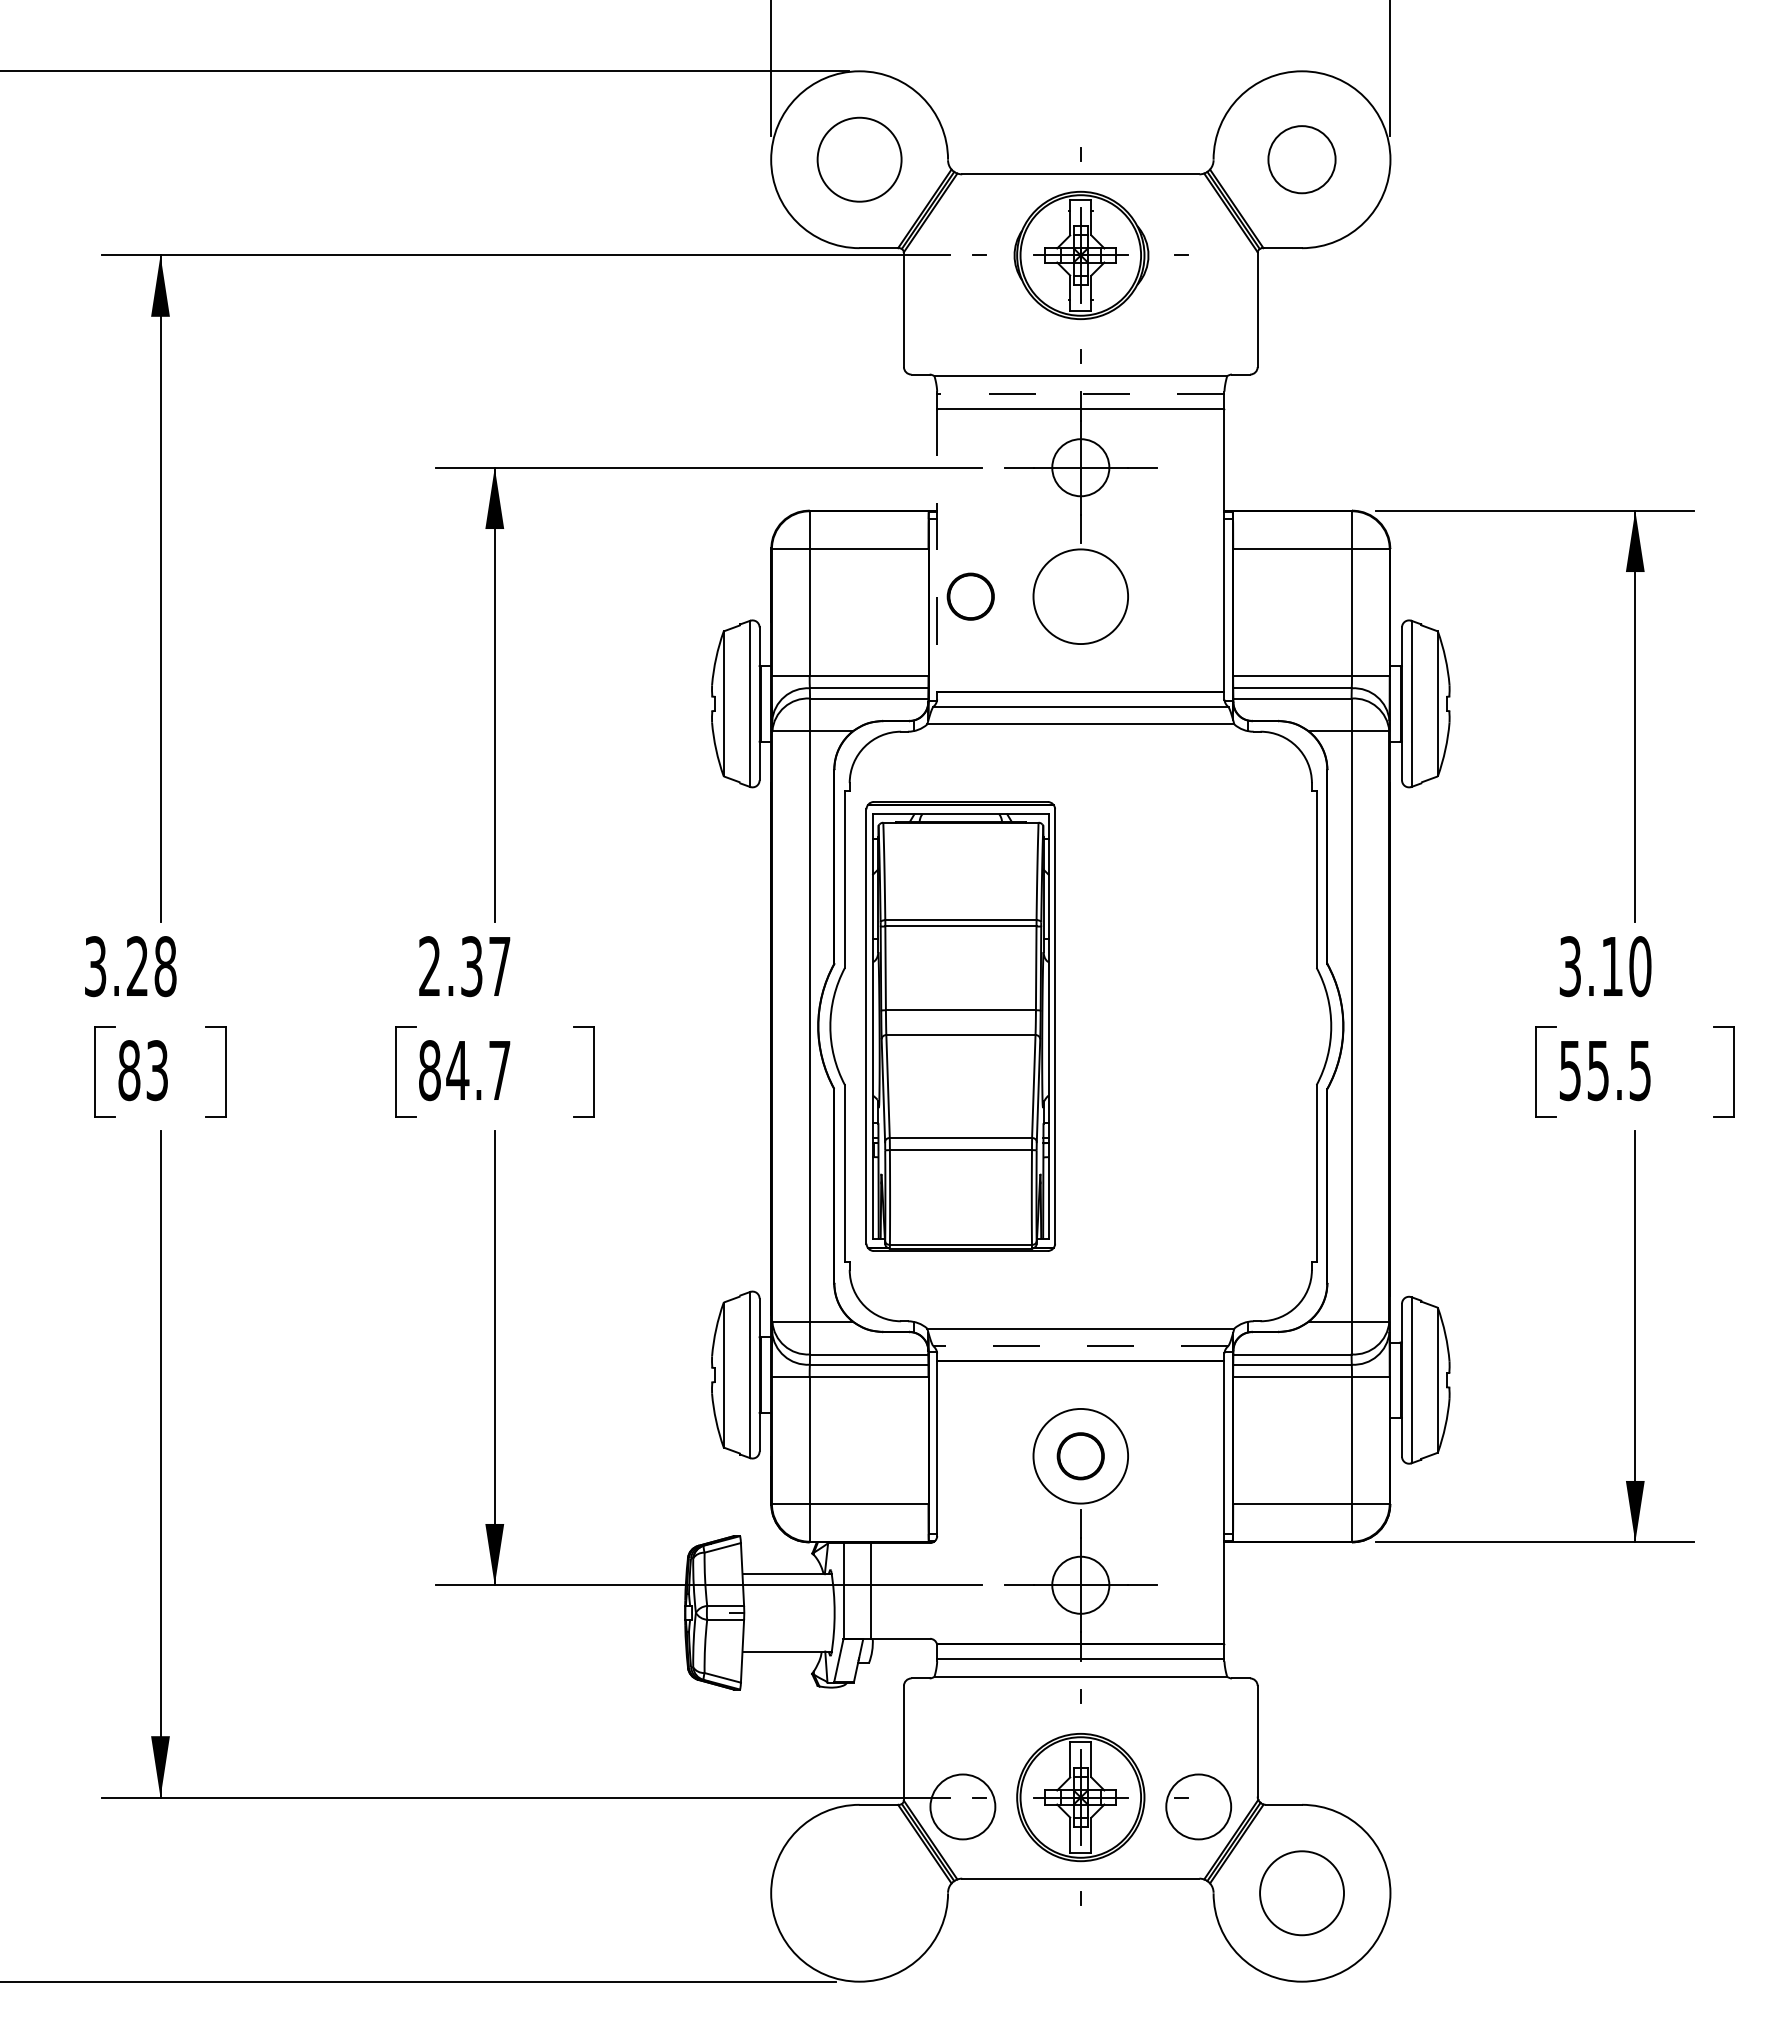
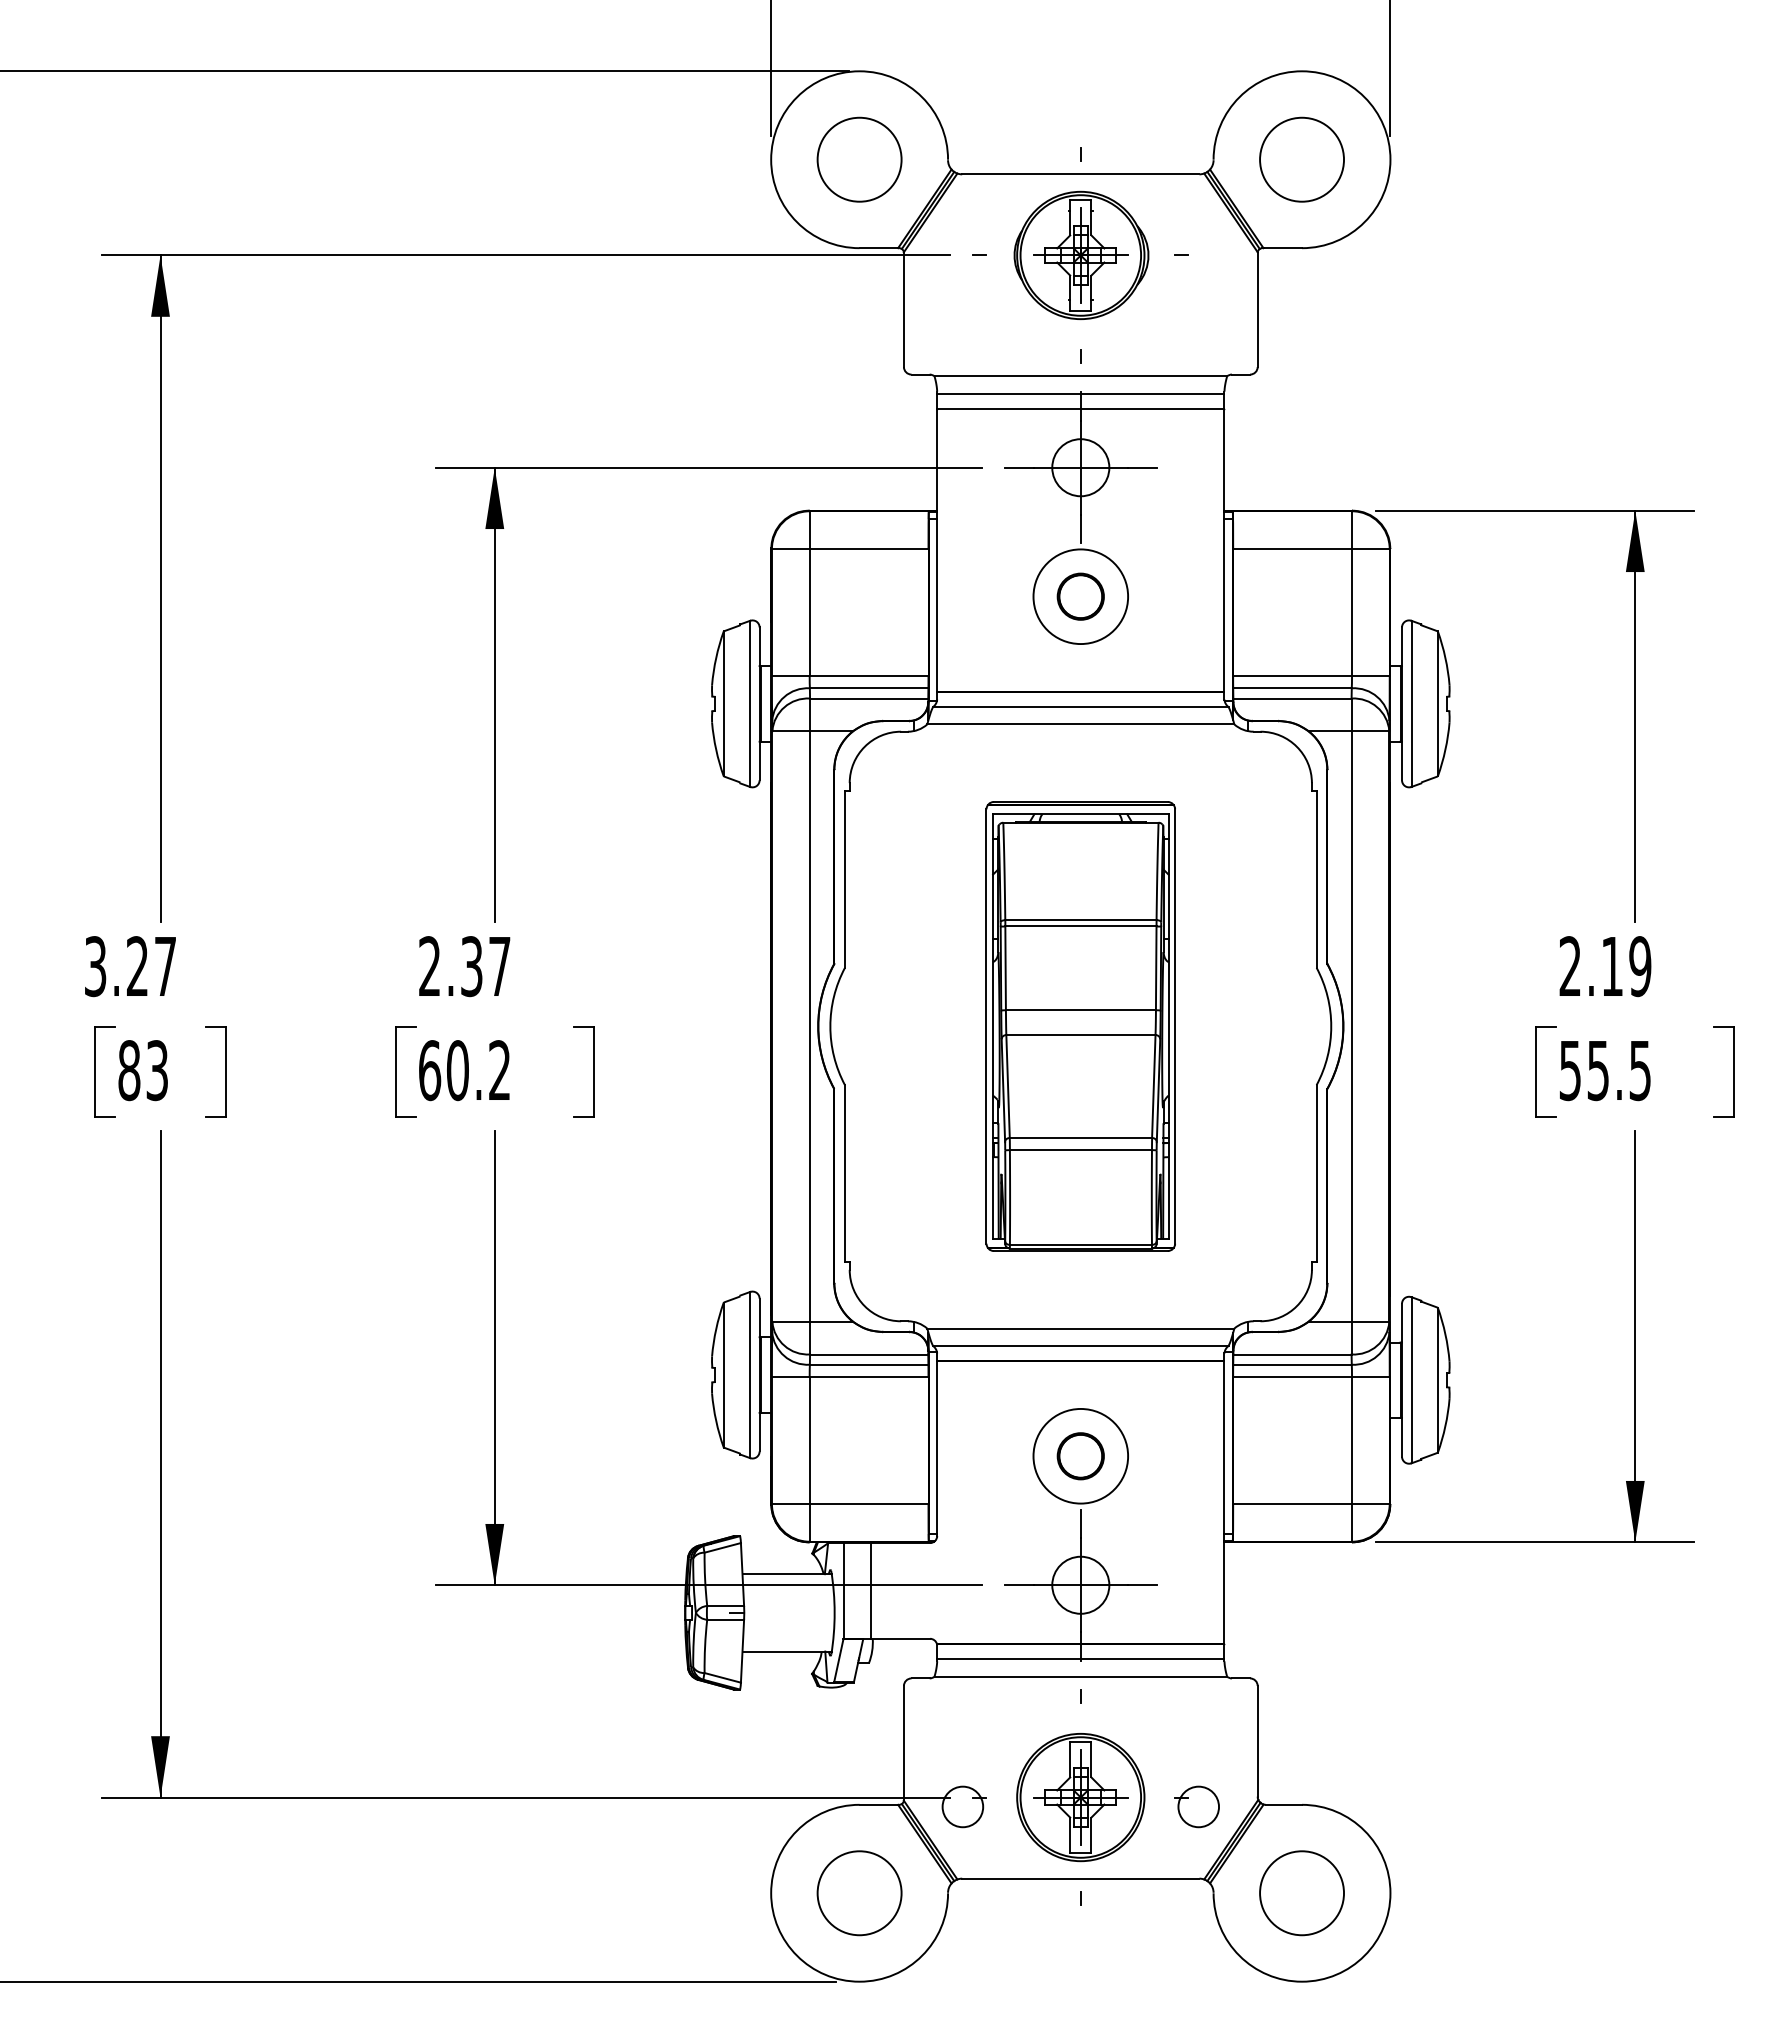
circle size: 70x70 px -> 86x87 px (1301, 159)
line: dashed -> solid (1080, 393)
line: dashed -> solid (937, 550)
part position: (970, 596) -> (1080, 596) (1080, 596)
text: 3.28 -> 3.27 (165, 966)
text: 3.10 -> 2.19 (1605, 966)
part position: (960, 1026) -> (1080, 1026) (1080, 1026)
text: 84.7 -> 60.2 (464, 1070)
line: dashed -> solid (1080, 1345)
circle diameter: 65 px -> 41 px (962, 1806)
circle diameter: 65 px -> 41 px (1198, 1806)
circle: none -> present (859, 1893)
